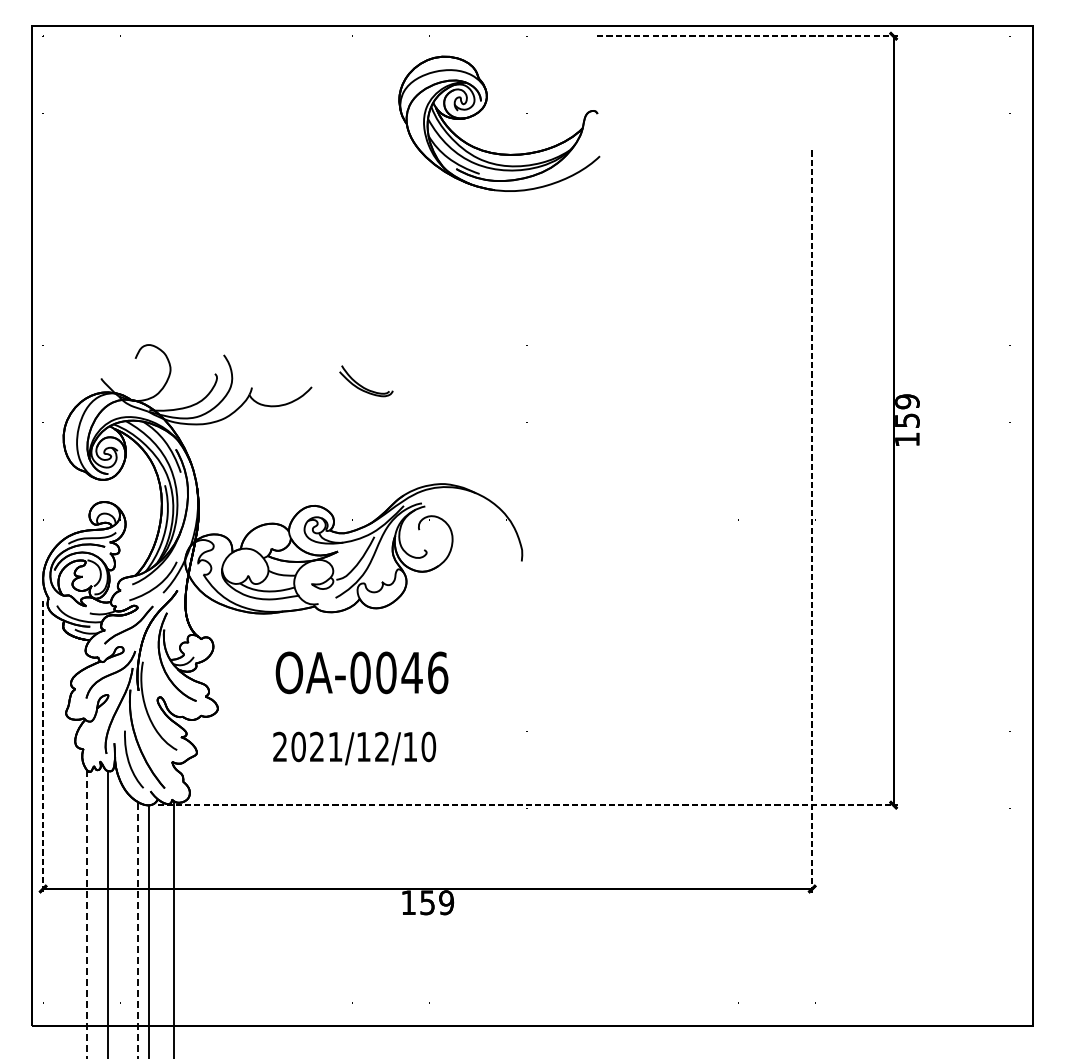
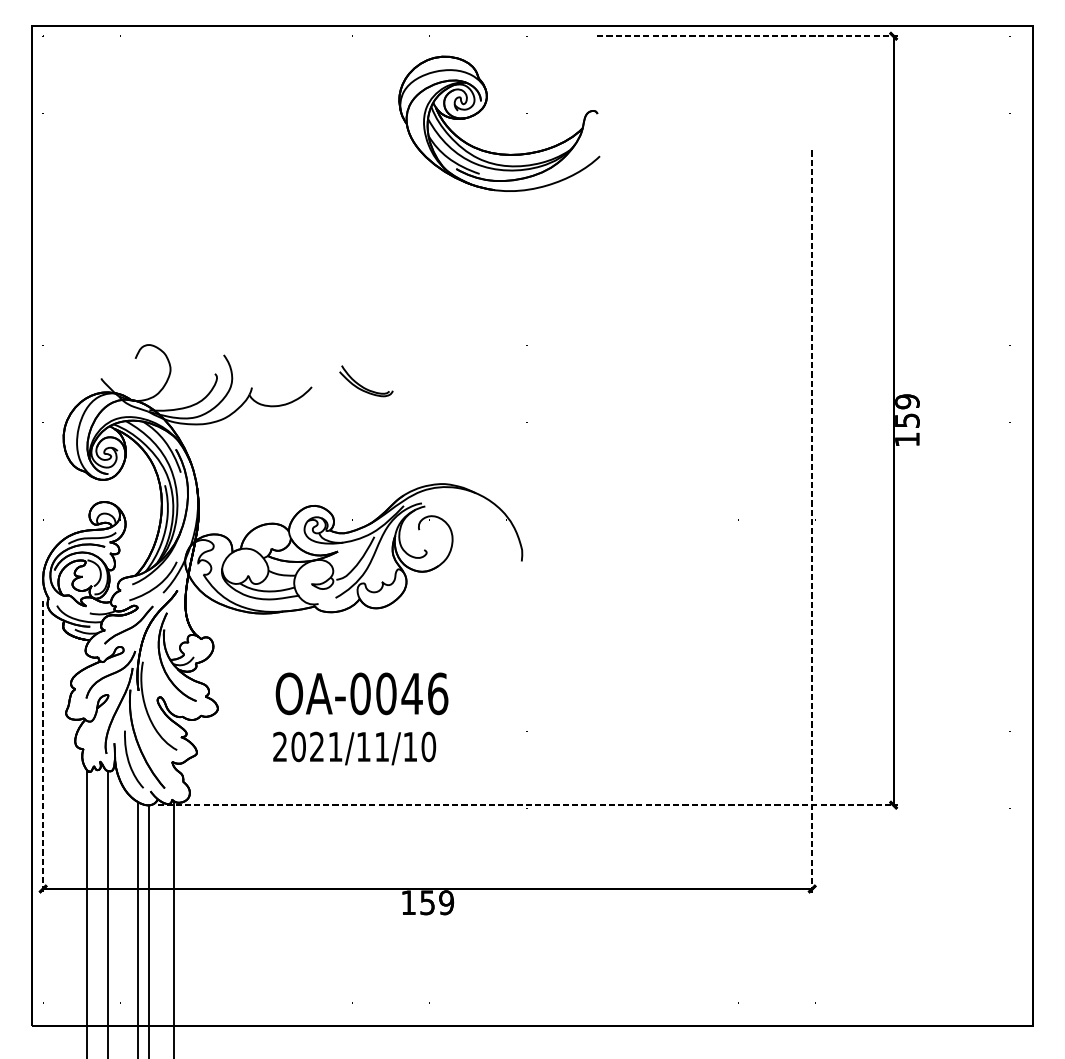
text position: (361, 672) -> (361, 693) (361, 693)
text: 2021/12/10 -> 2021/11/10 (381, 746)
line: dashed -> solid (87, 914)
line: dashed -> solid (138, 930)
